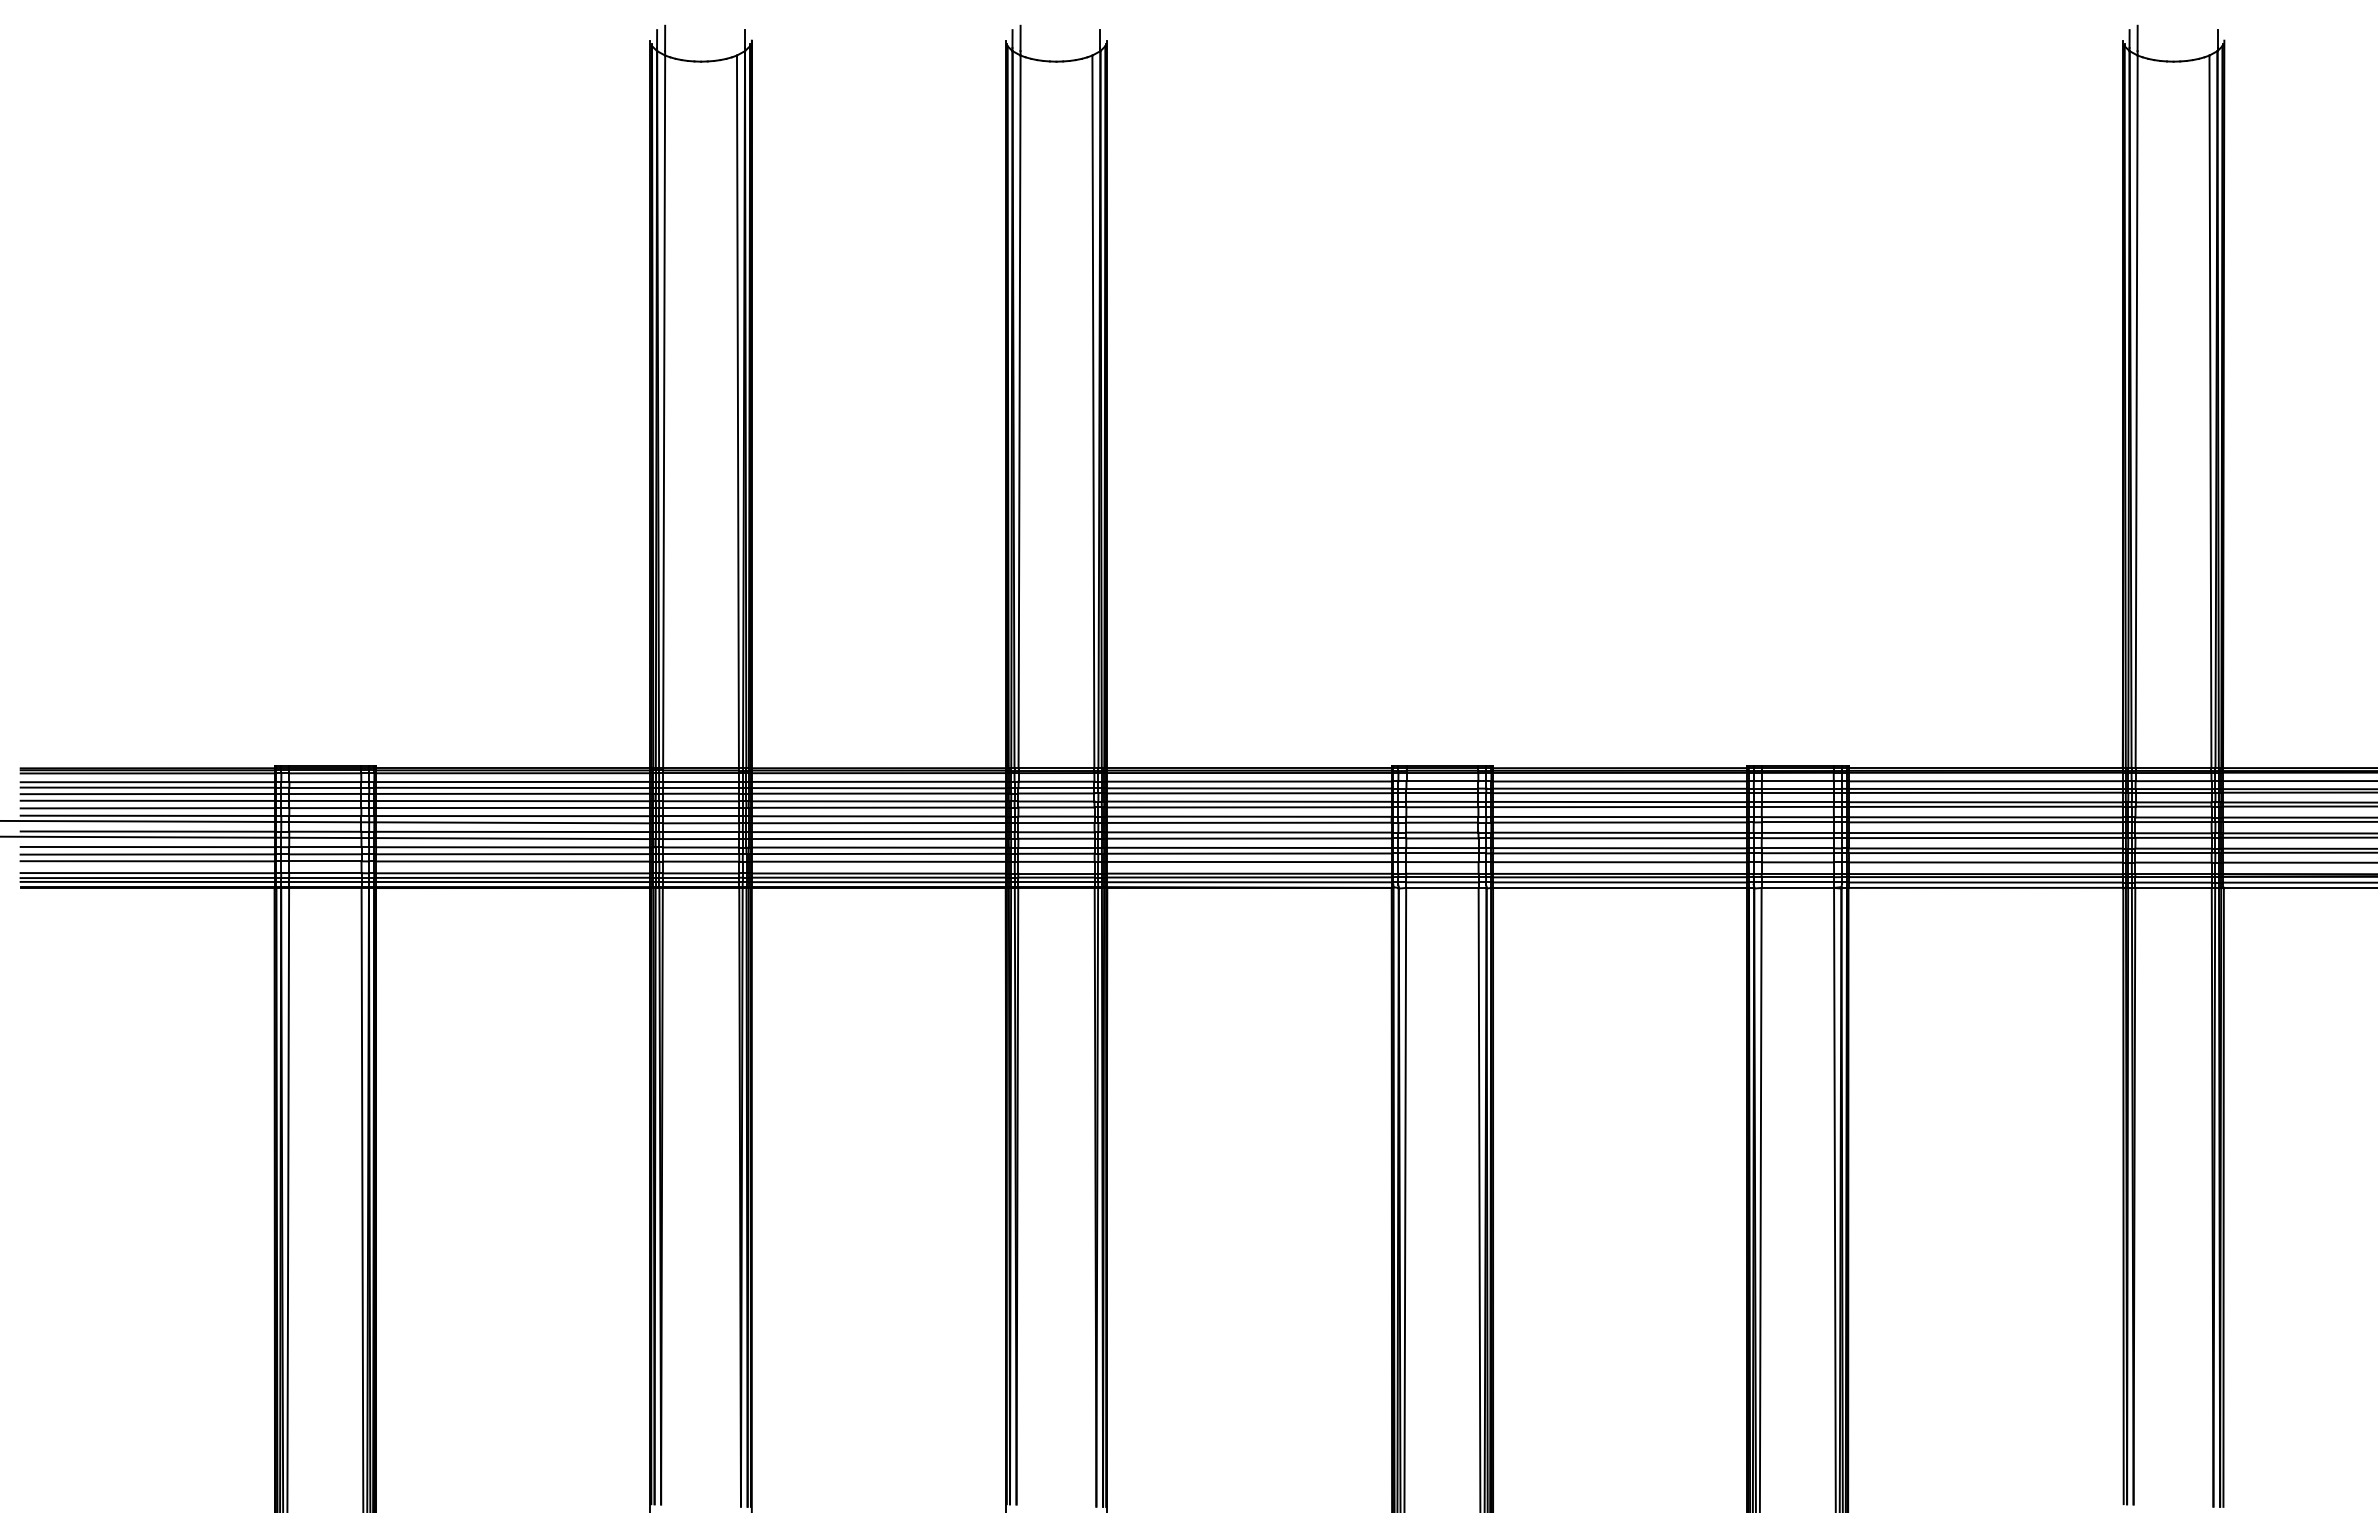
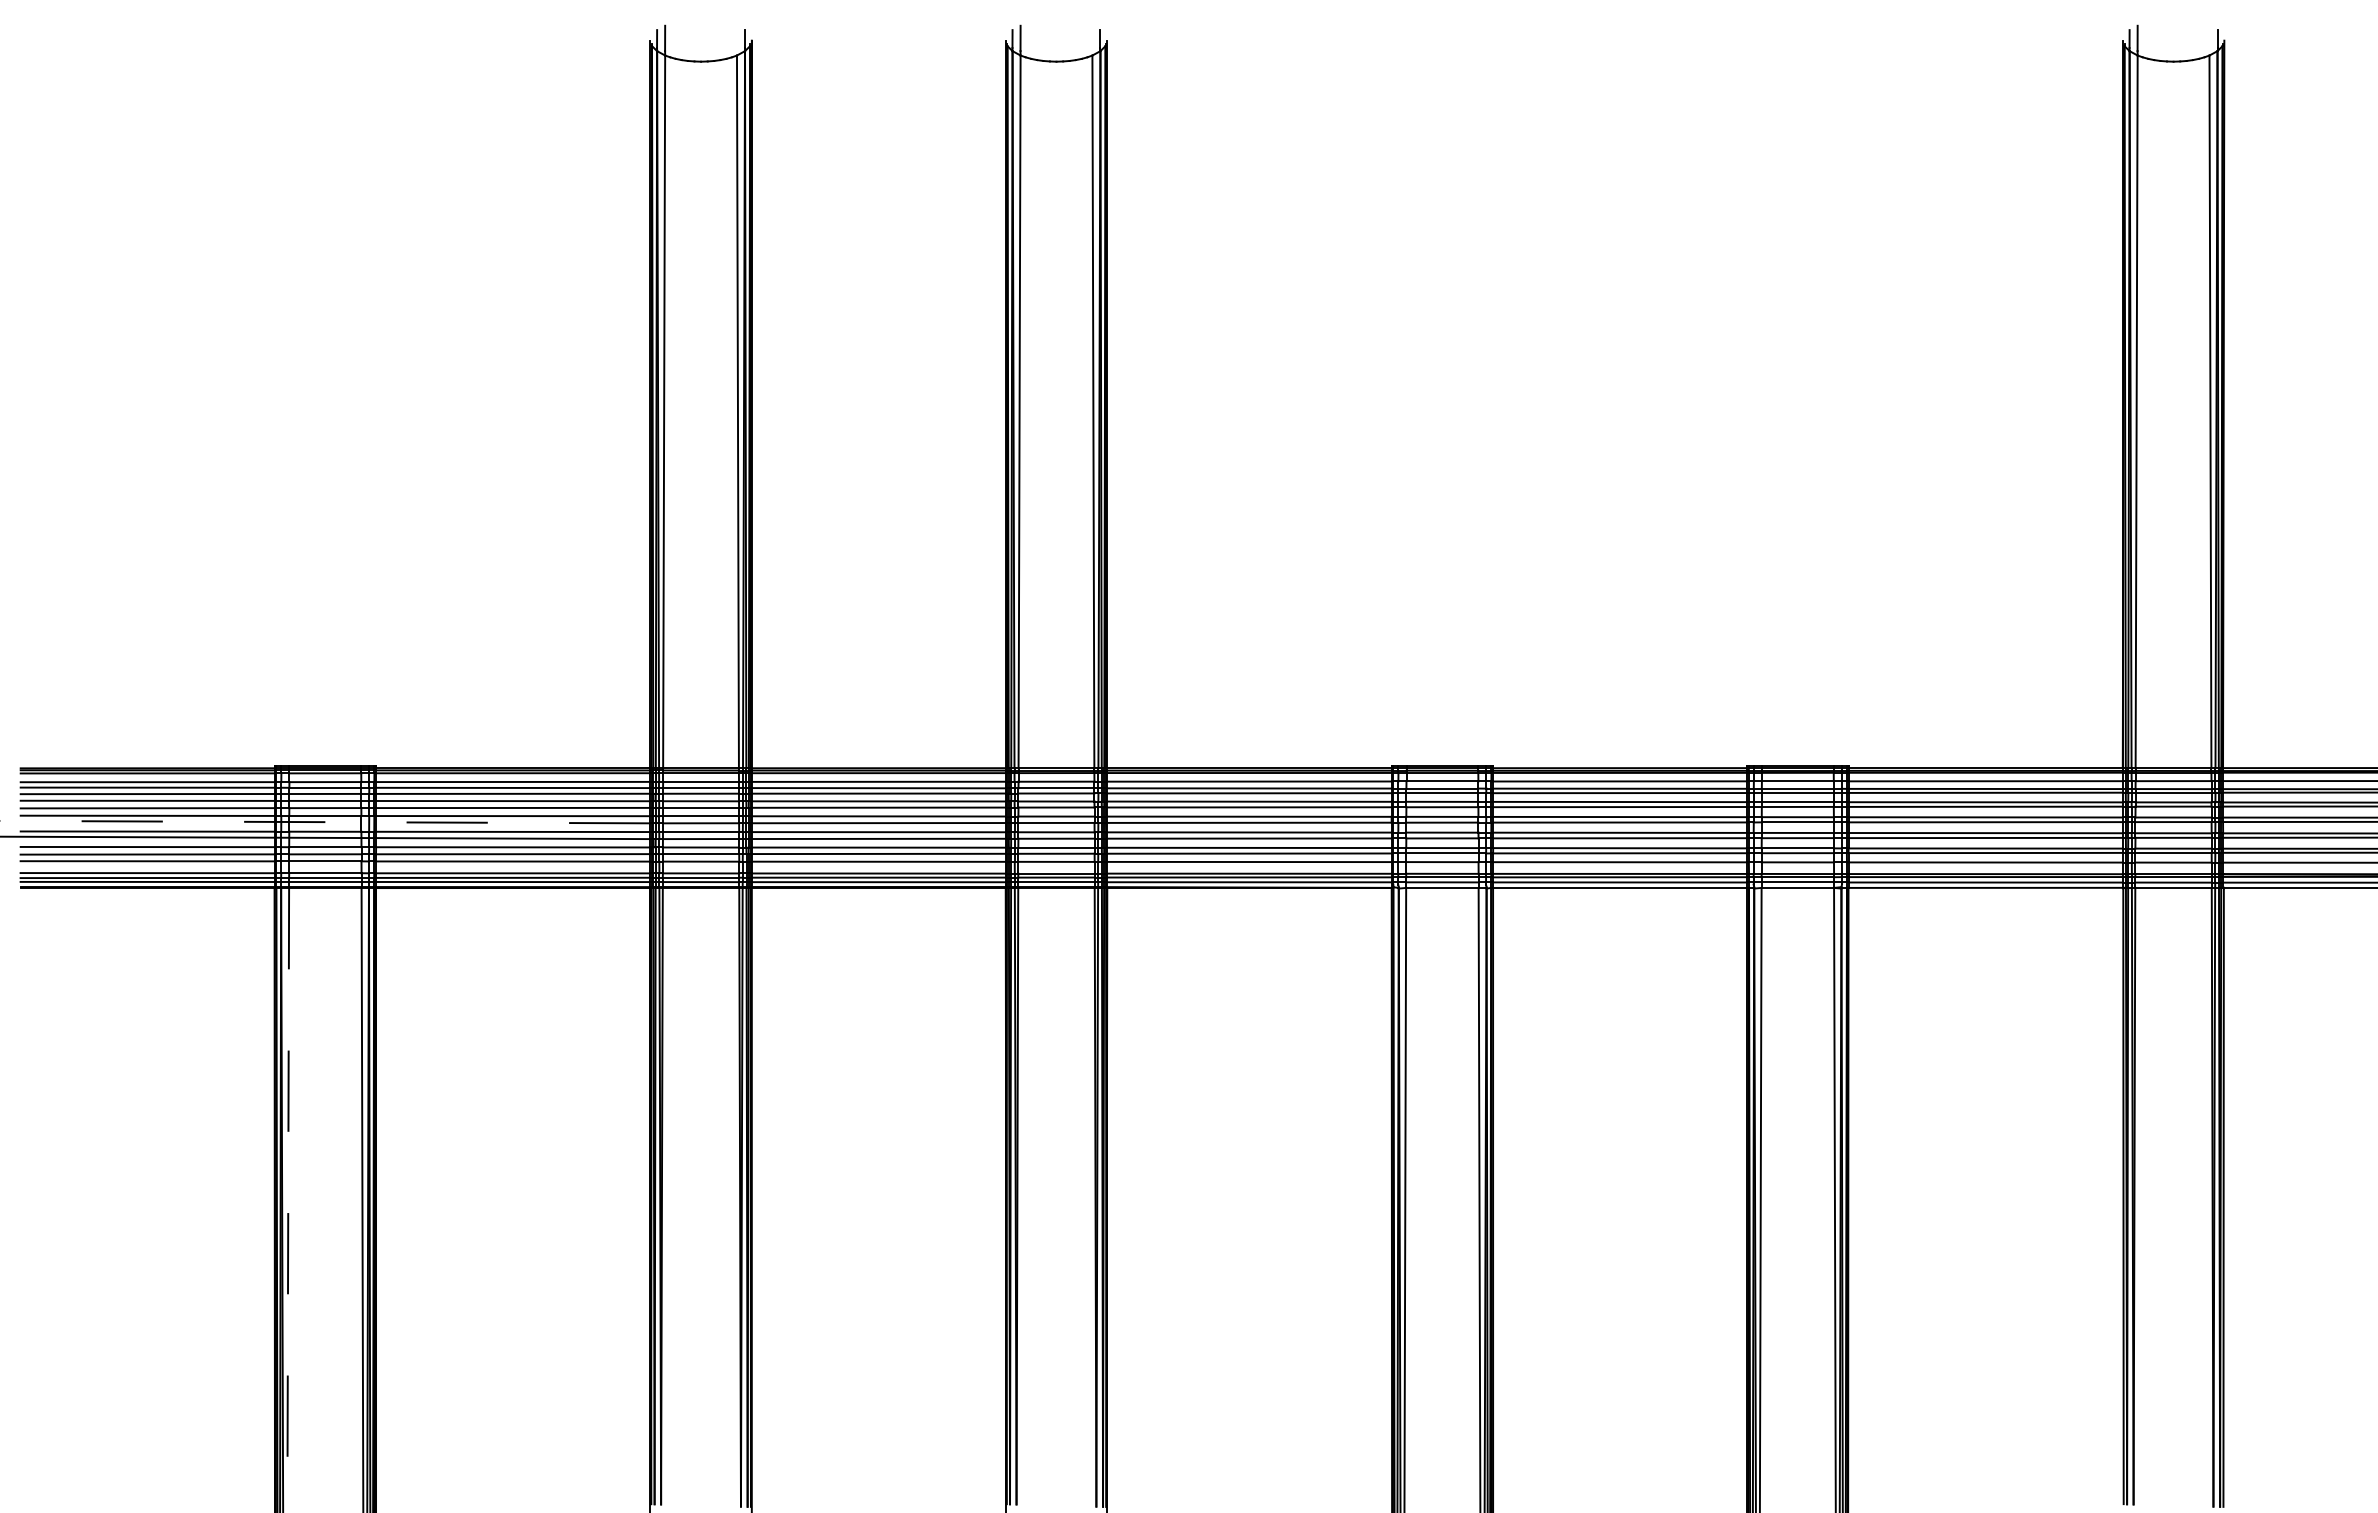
line: solid -> dashed (325, 822)
line: solid -> dashed (288, 1200)
